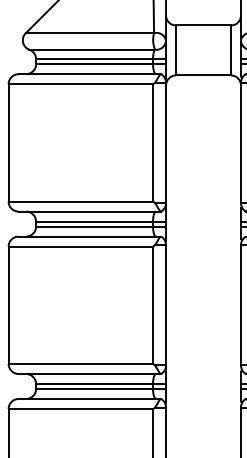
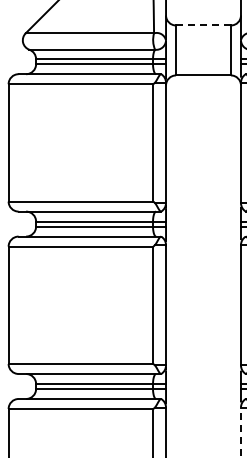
line: solid -> dashed (203, 25)
line: solid -> dashed (240, 432)
